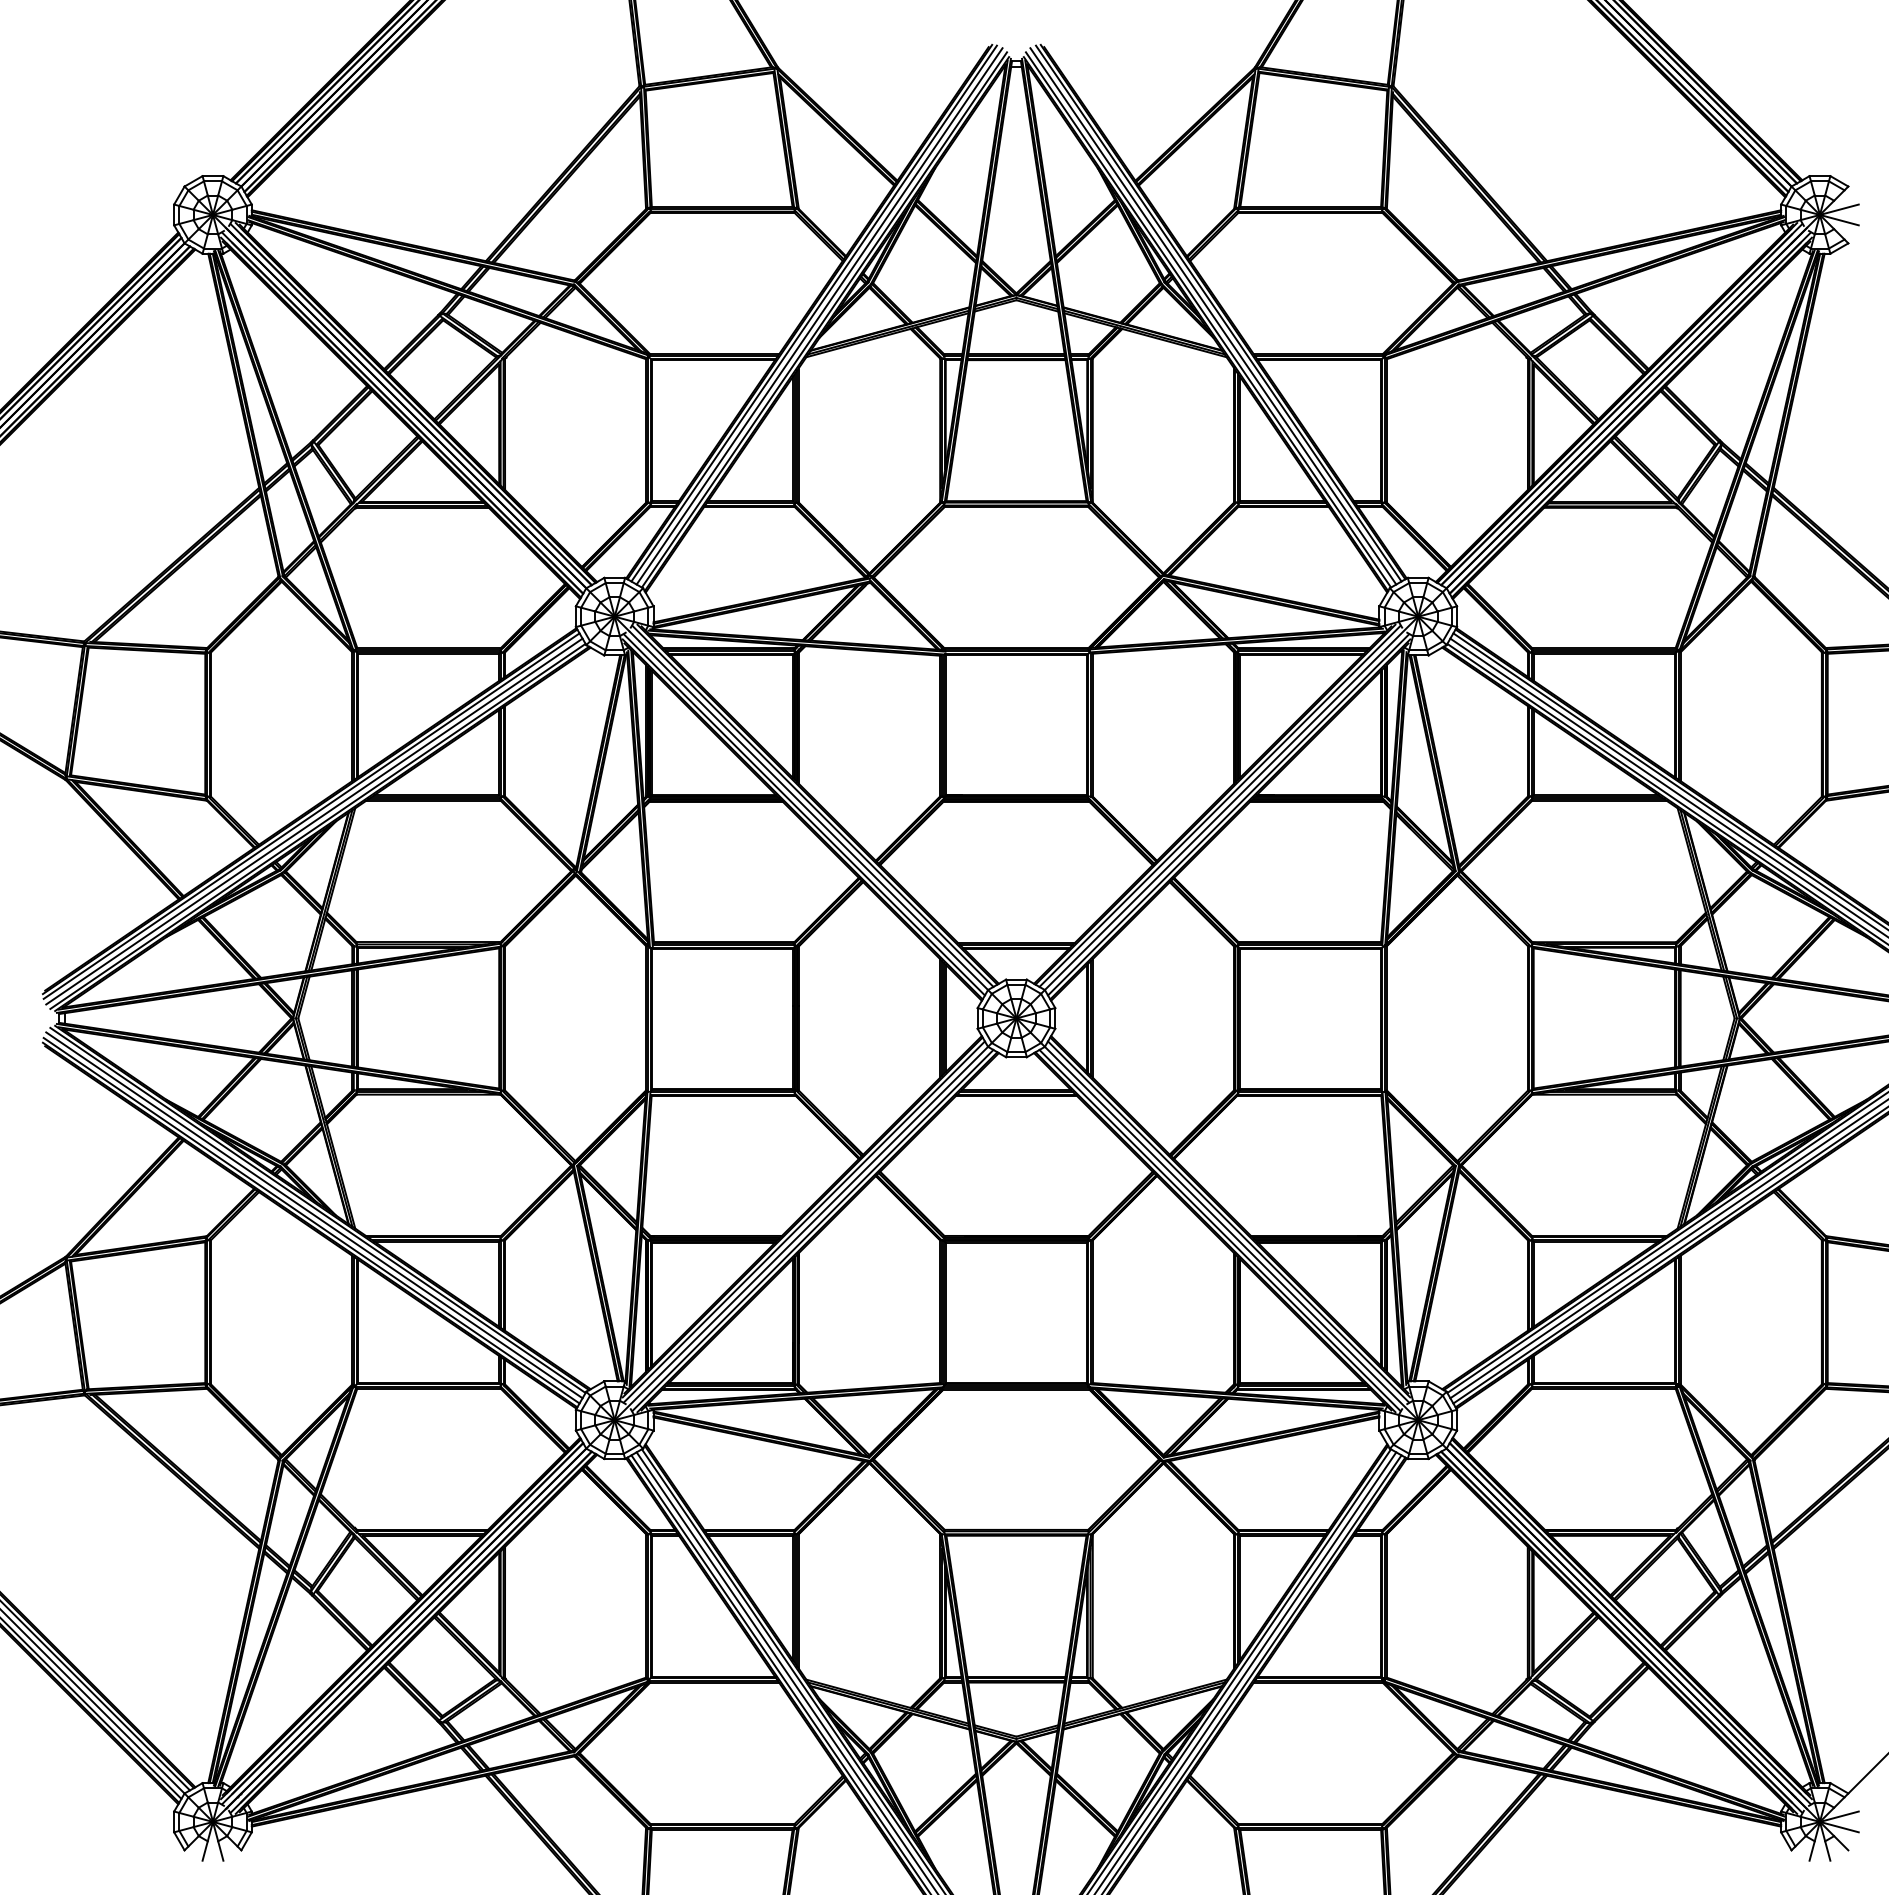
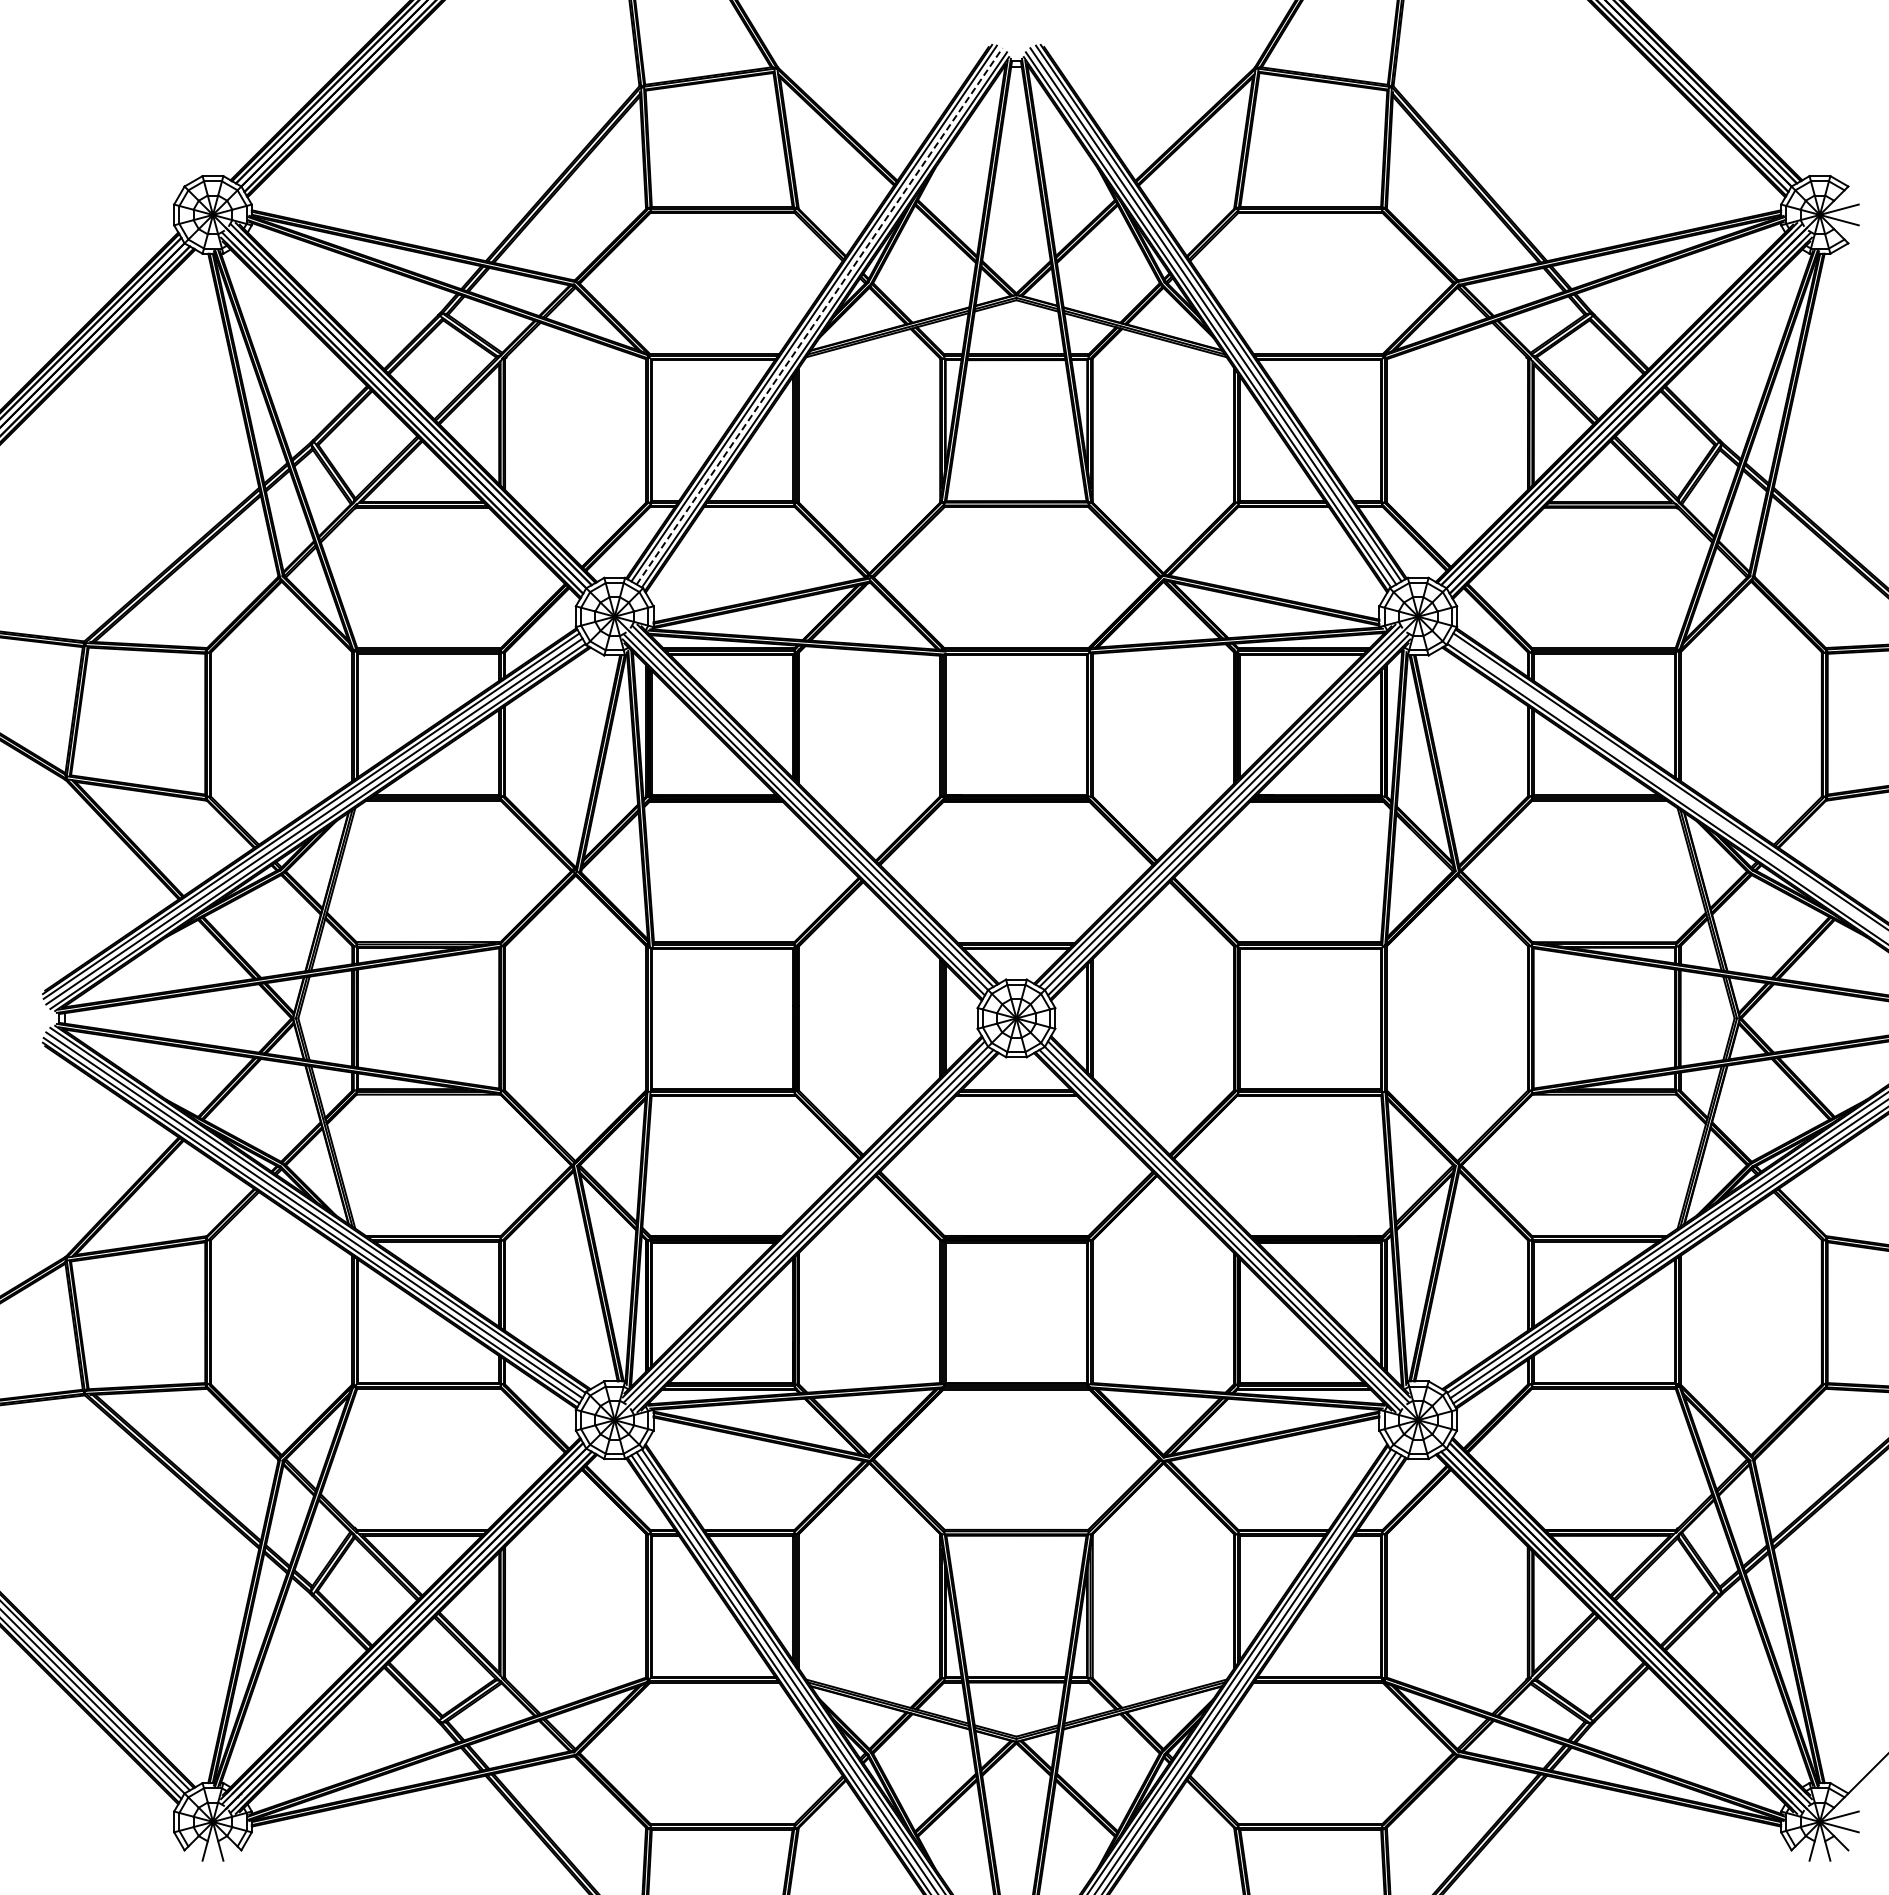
line: solid -> dashed (819, 316)
line: present -> none (1667, 786)
